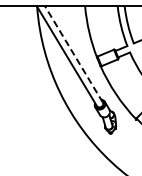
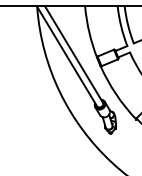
line: dashed -> solid (73, 53)
